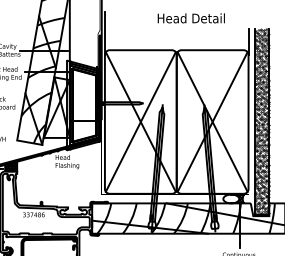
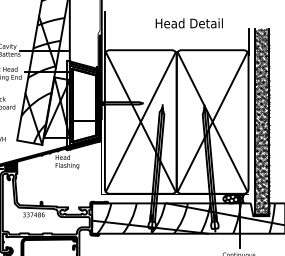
text position: (190, 18) -> (188, 23) (188, 23)
hatch: none -> present (231, 198)
